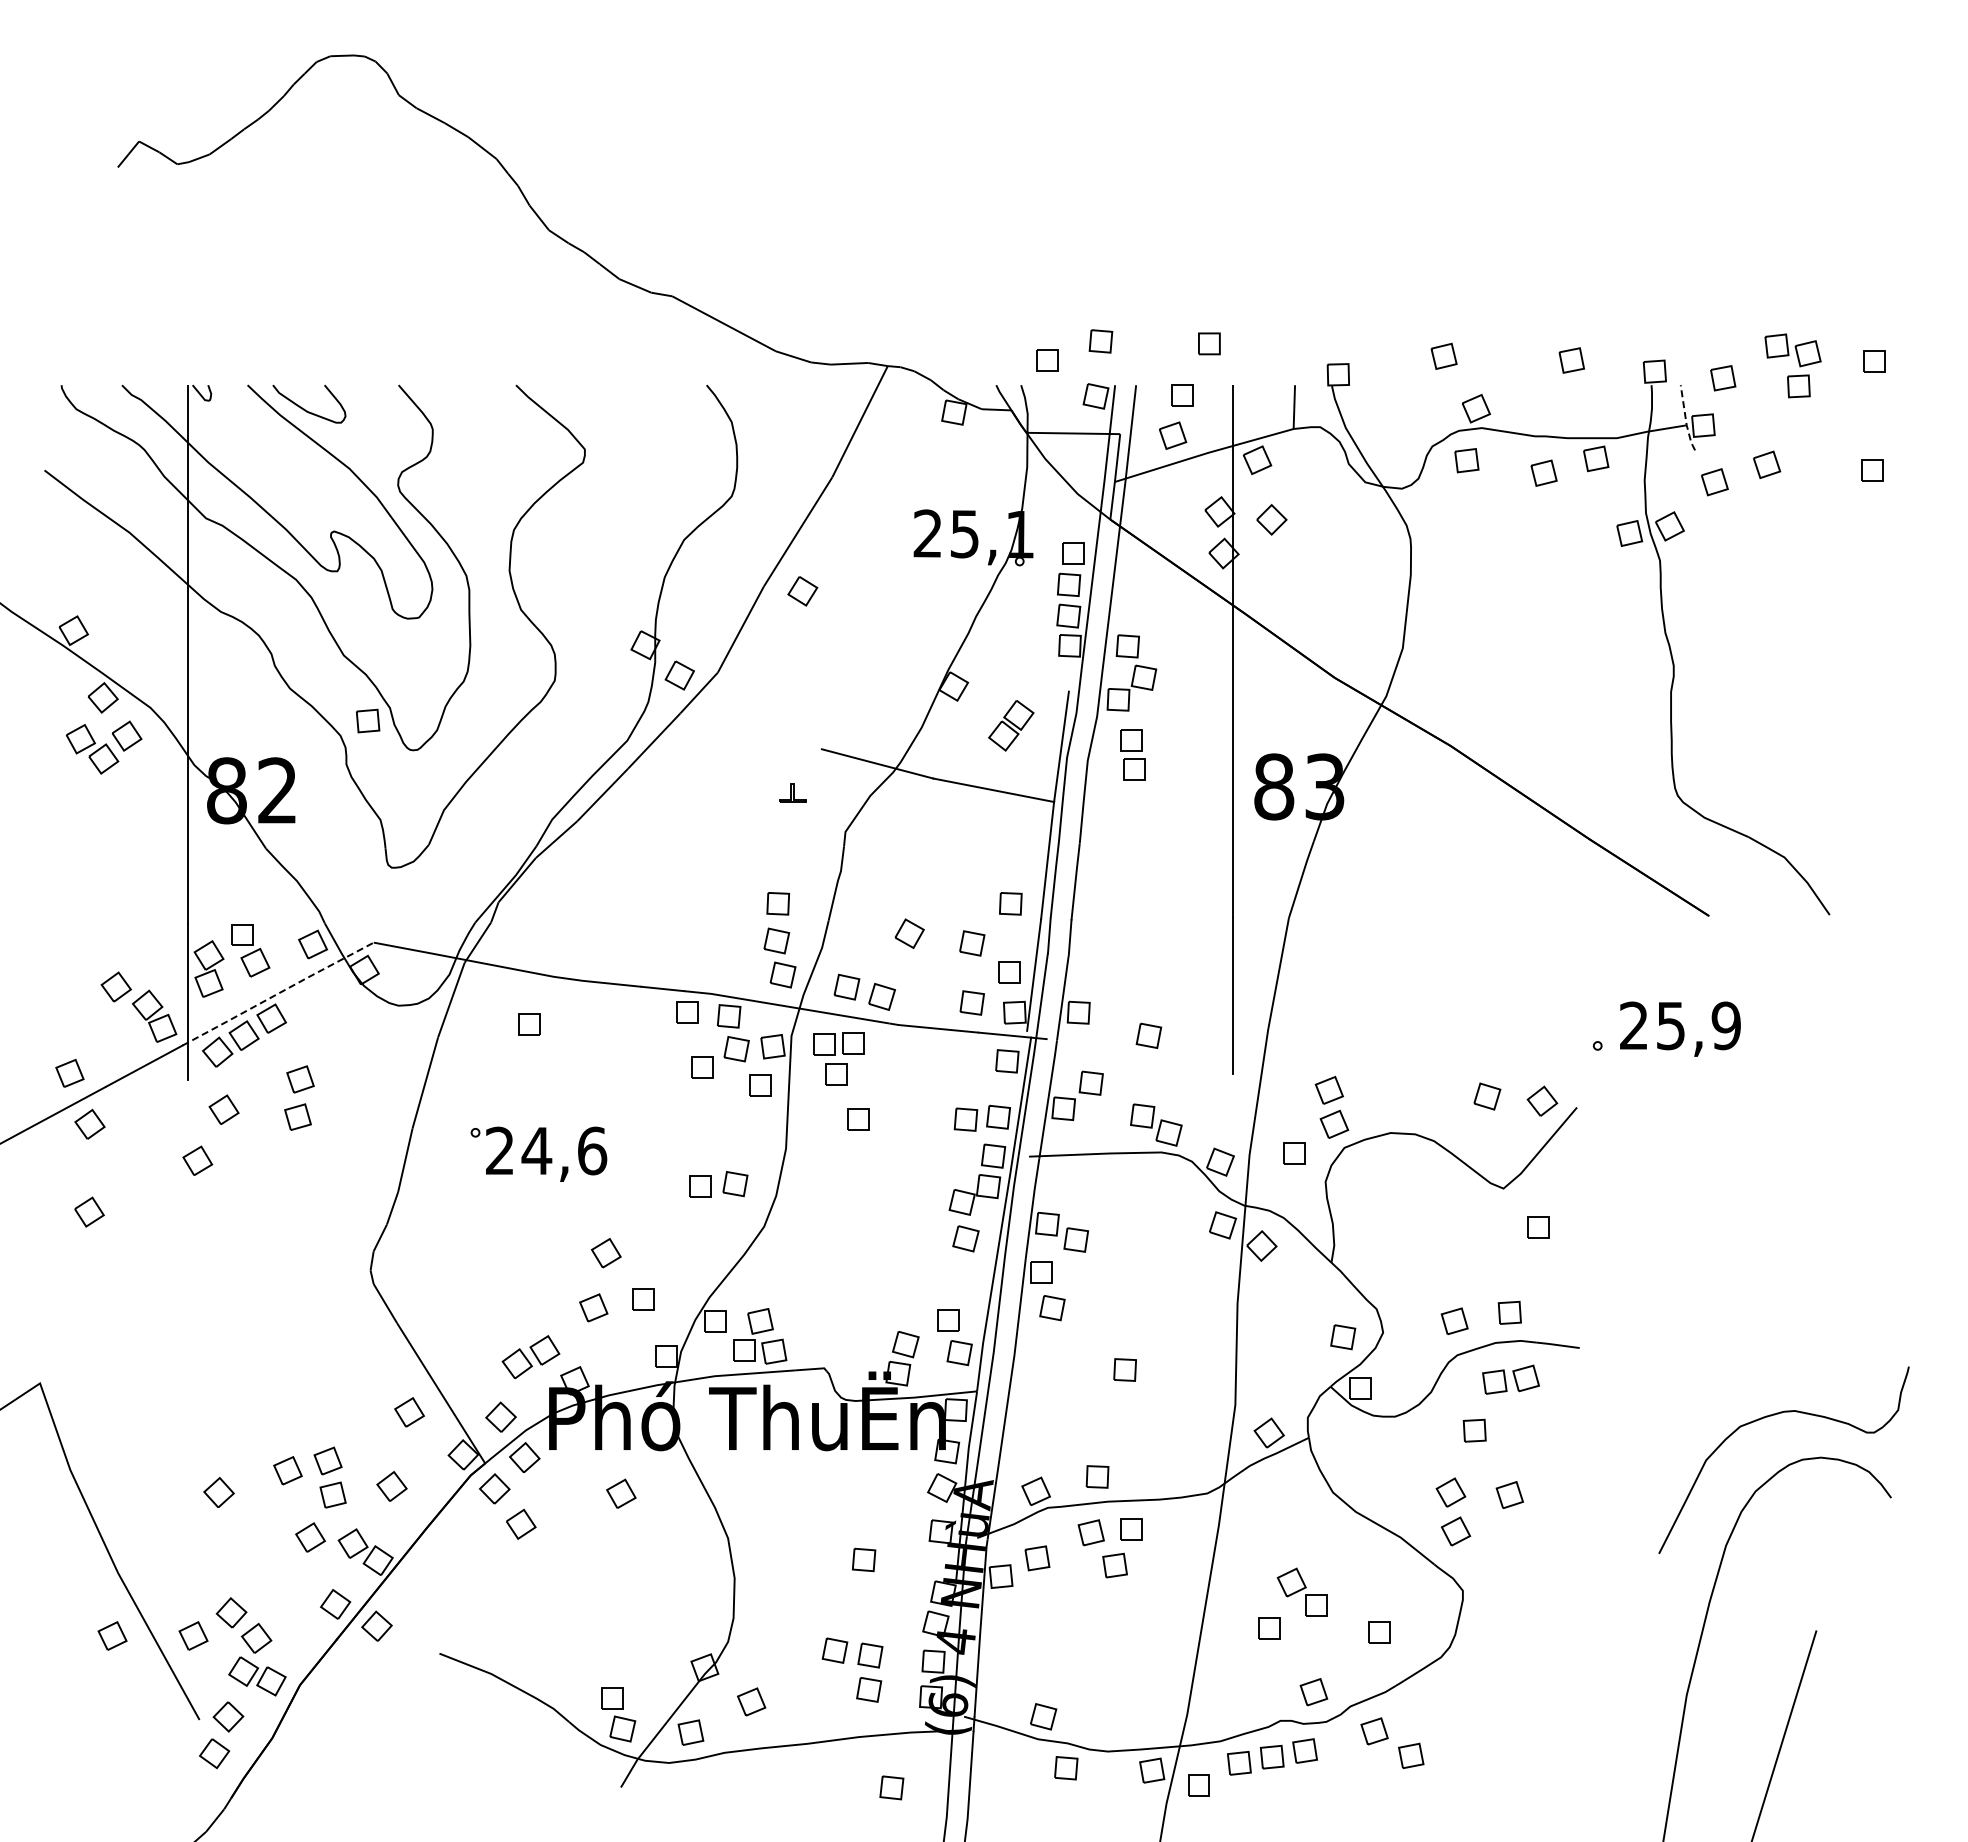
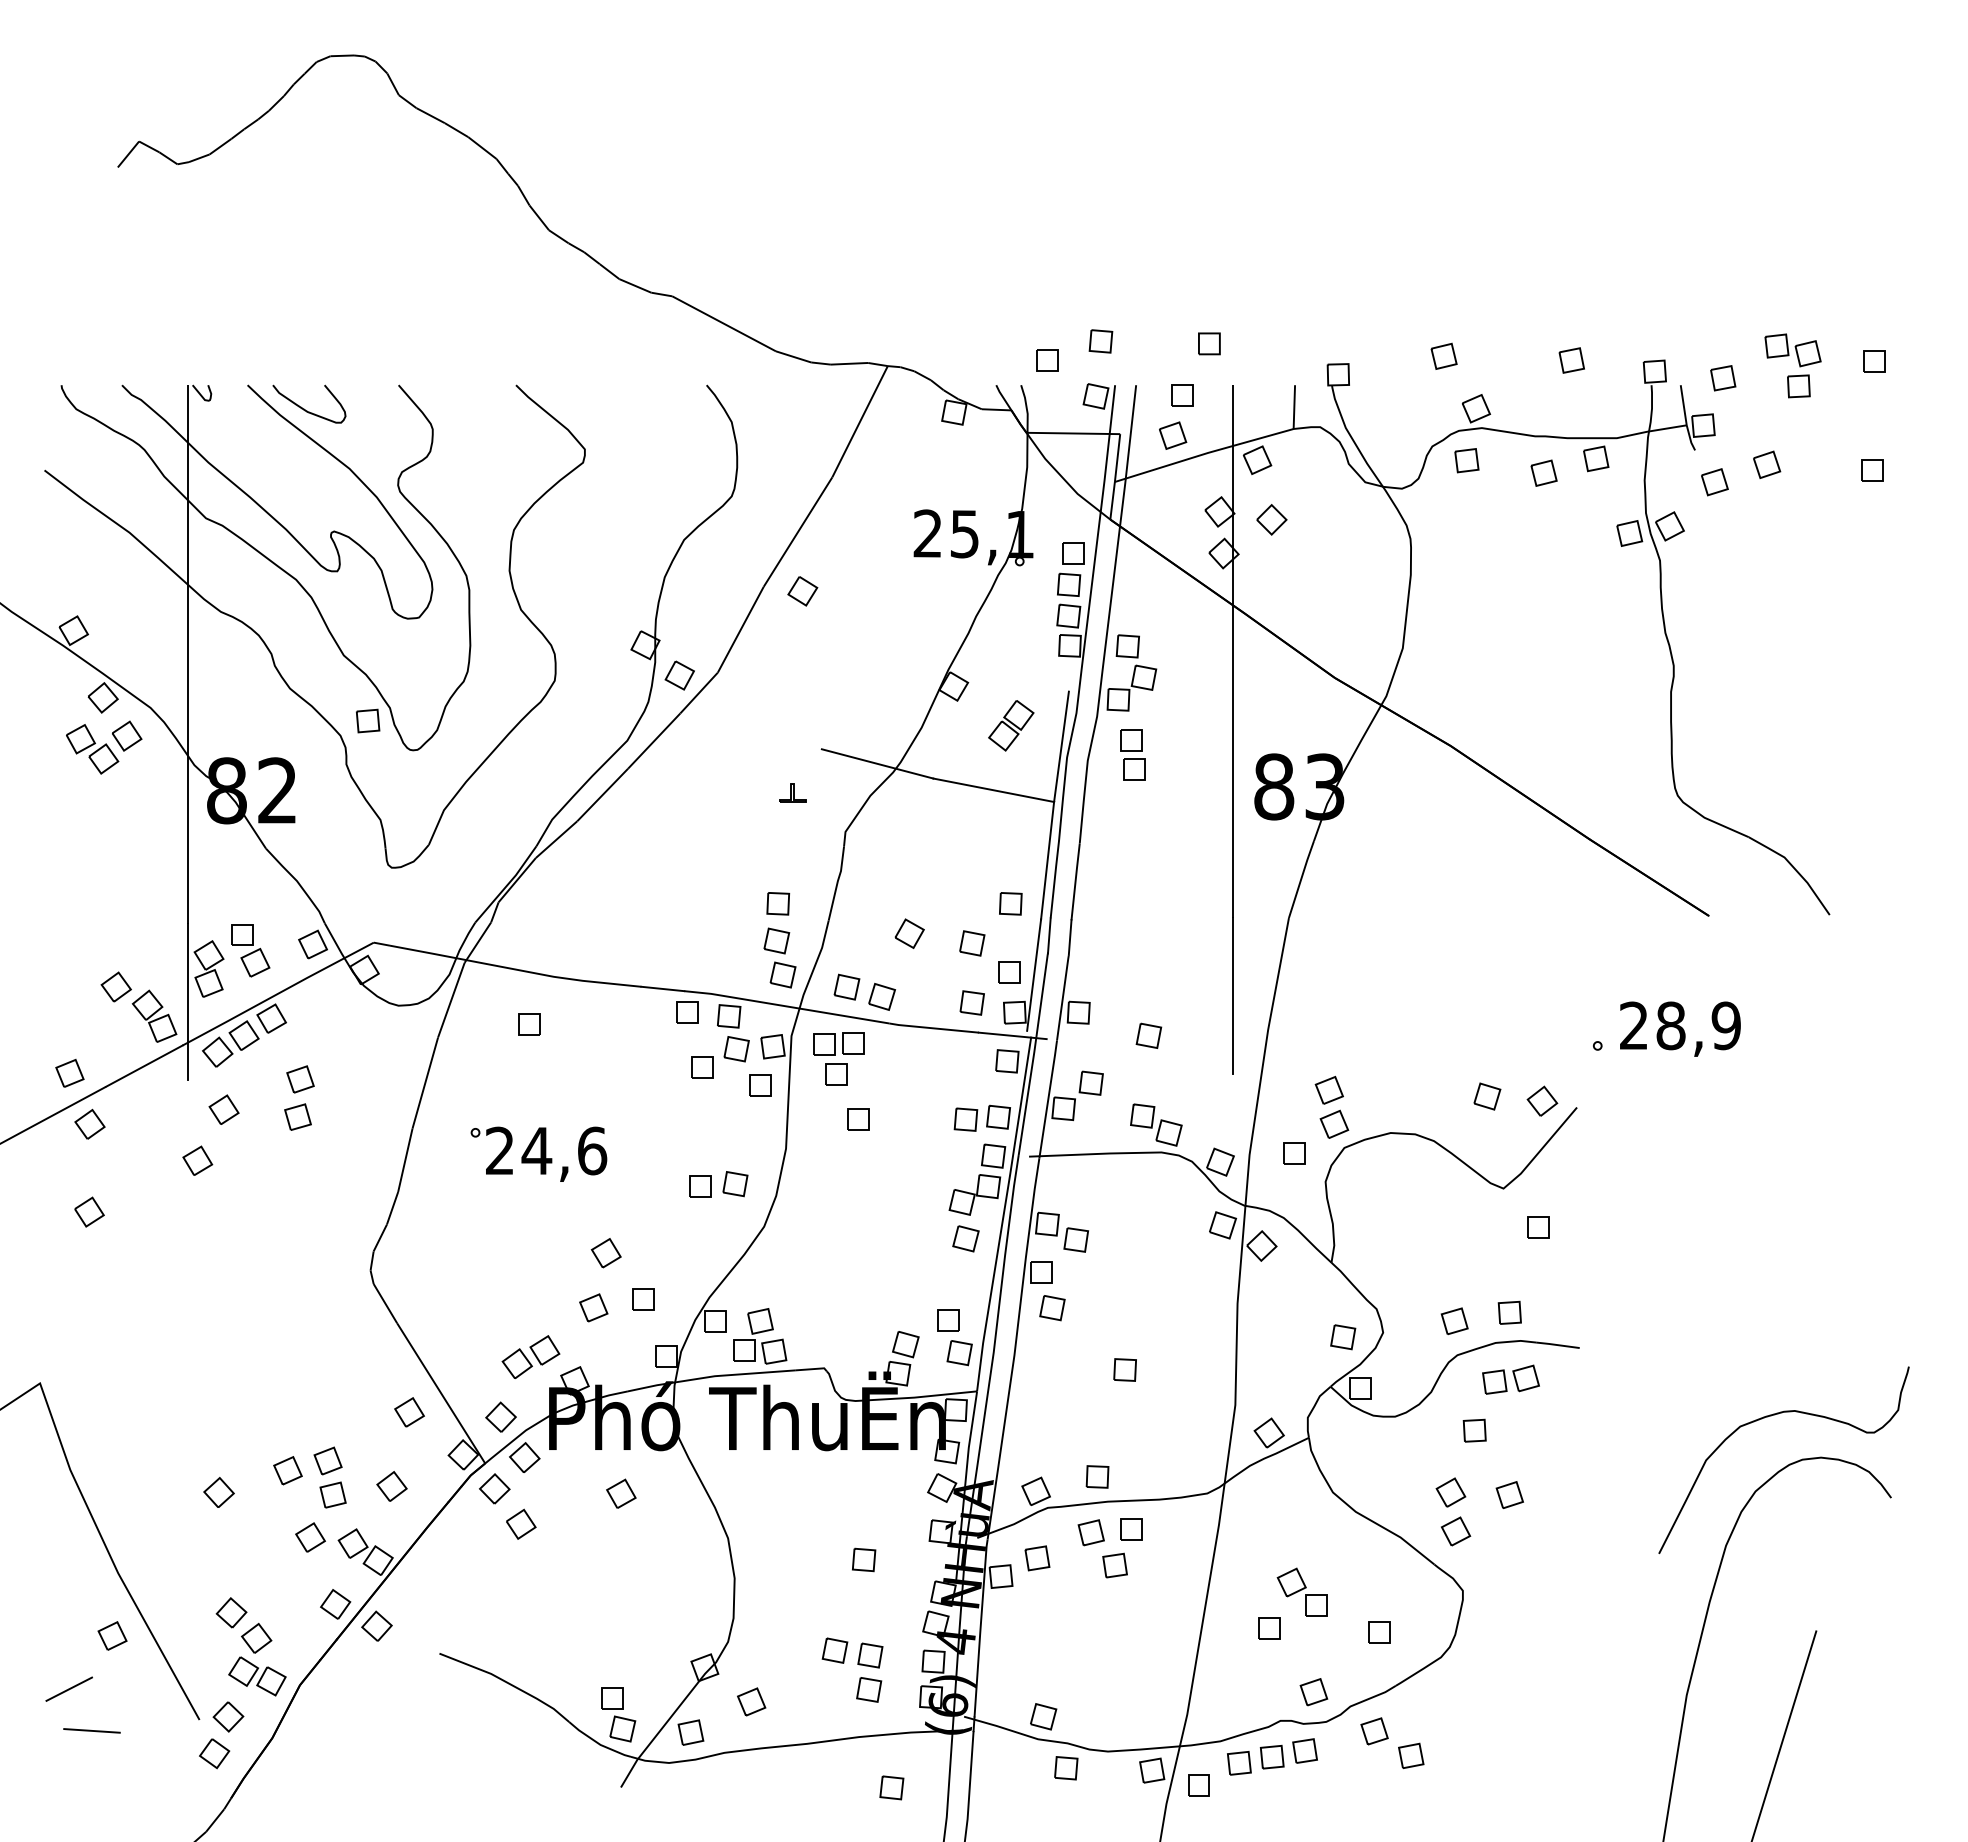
line: dashed -> solid (1685, 419)
line: dashed -> solid (278, 993)
text: 25,9 -> 28,9 (1670, 1025)
part: present -> none (193, 1635)
line: none -> present (69, 1688)
line: none -> present (91, 1730)
